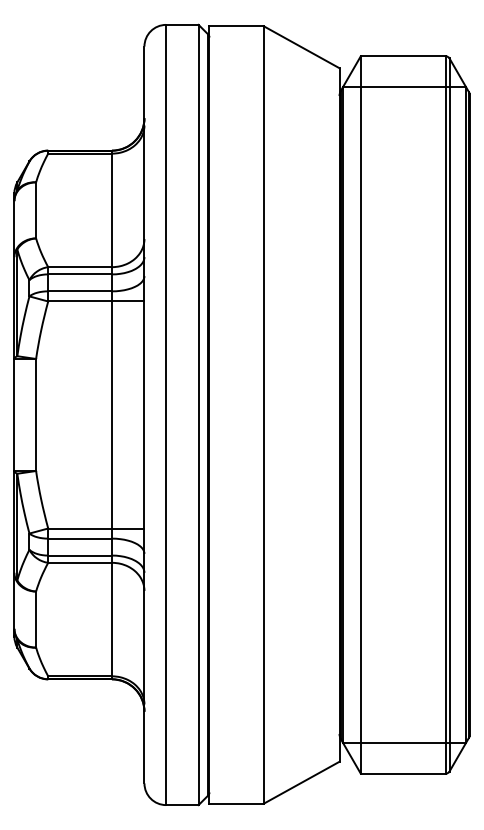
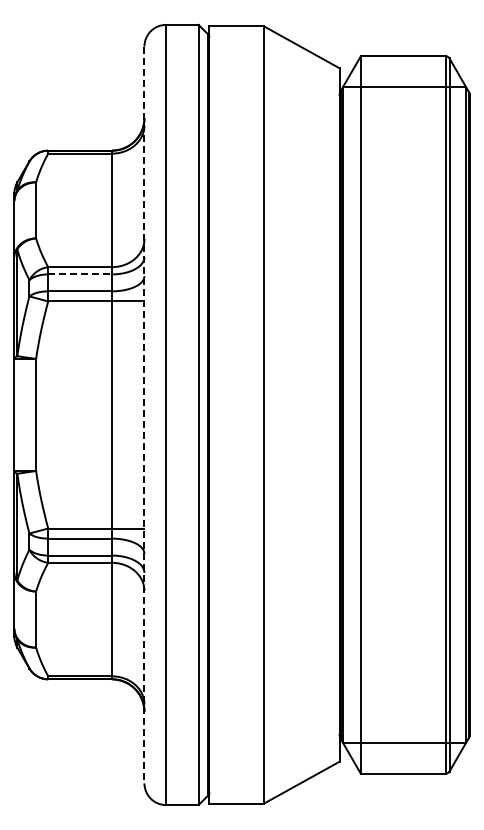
line: solid -> dashed (80, 274)
line: solid -> dashed (144, 415)
